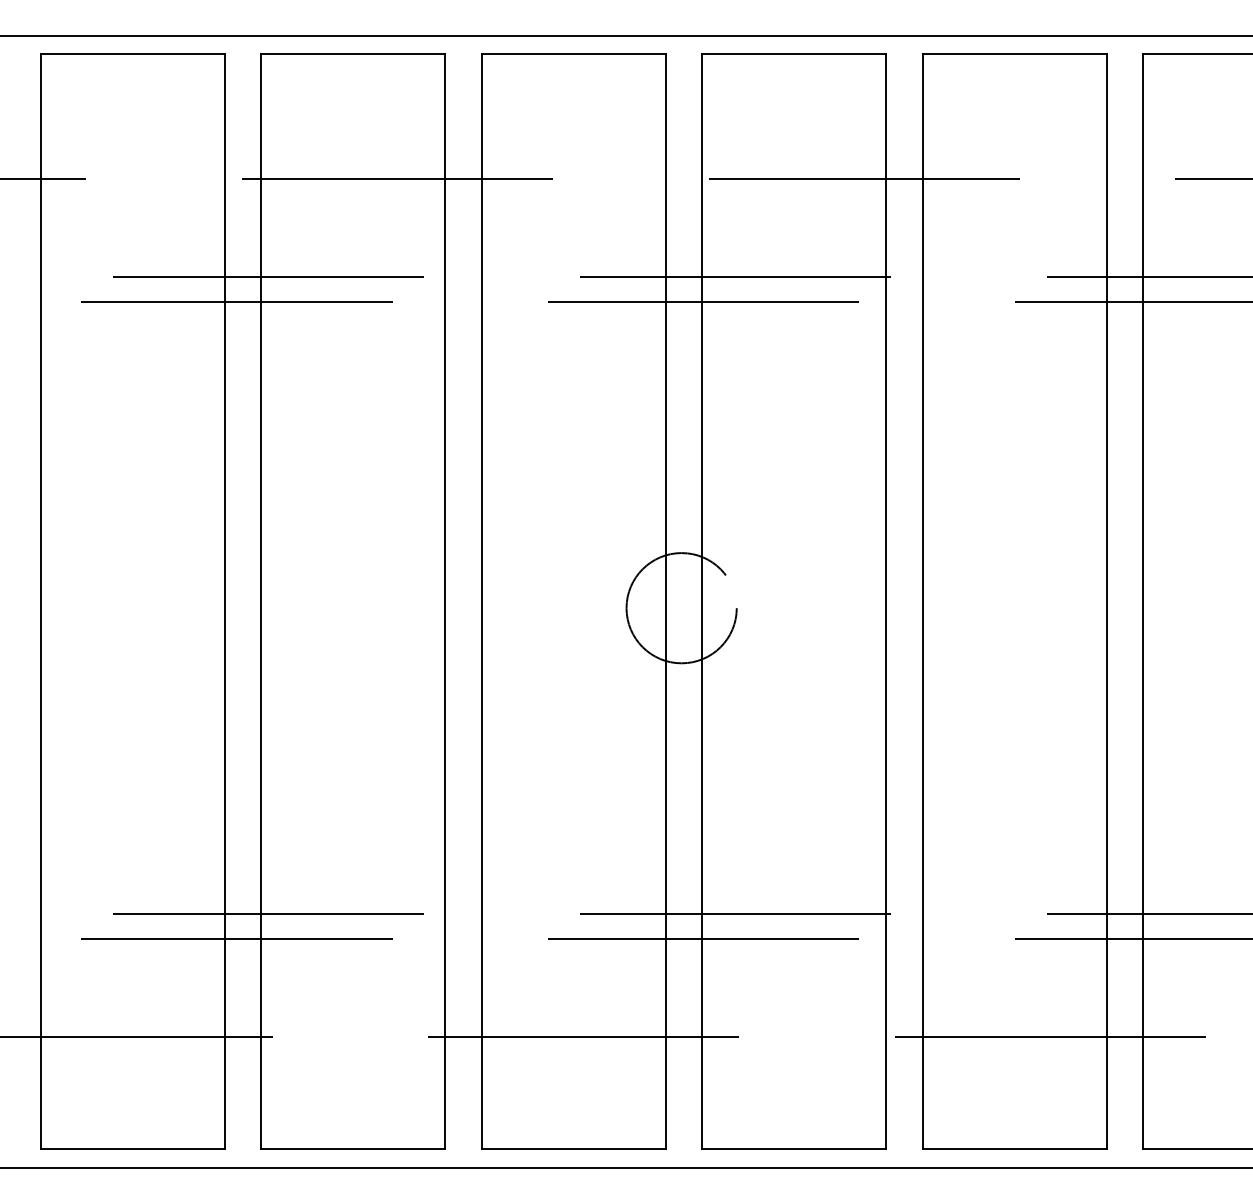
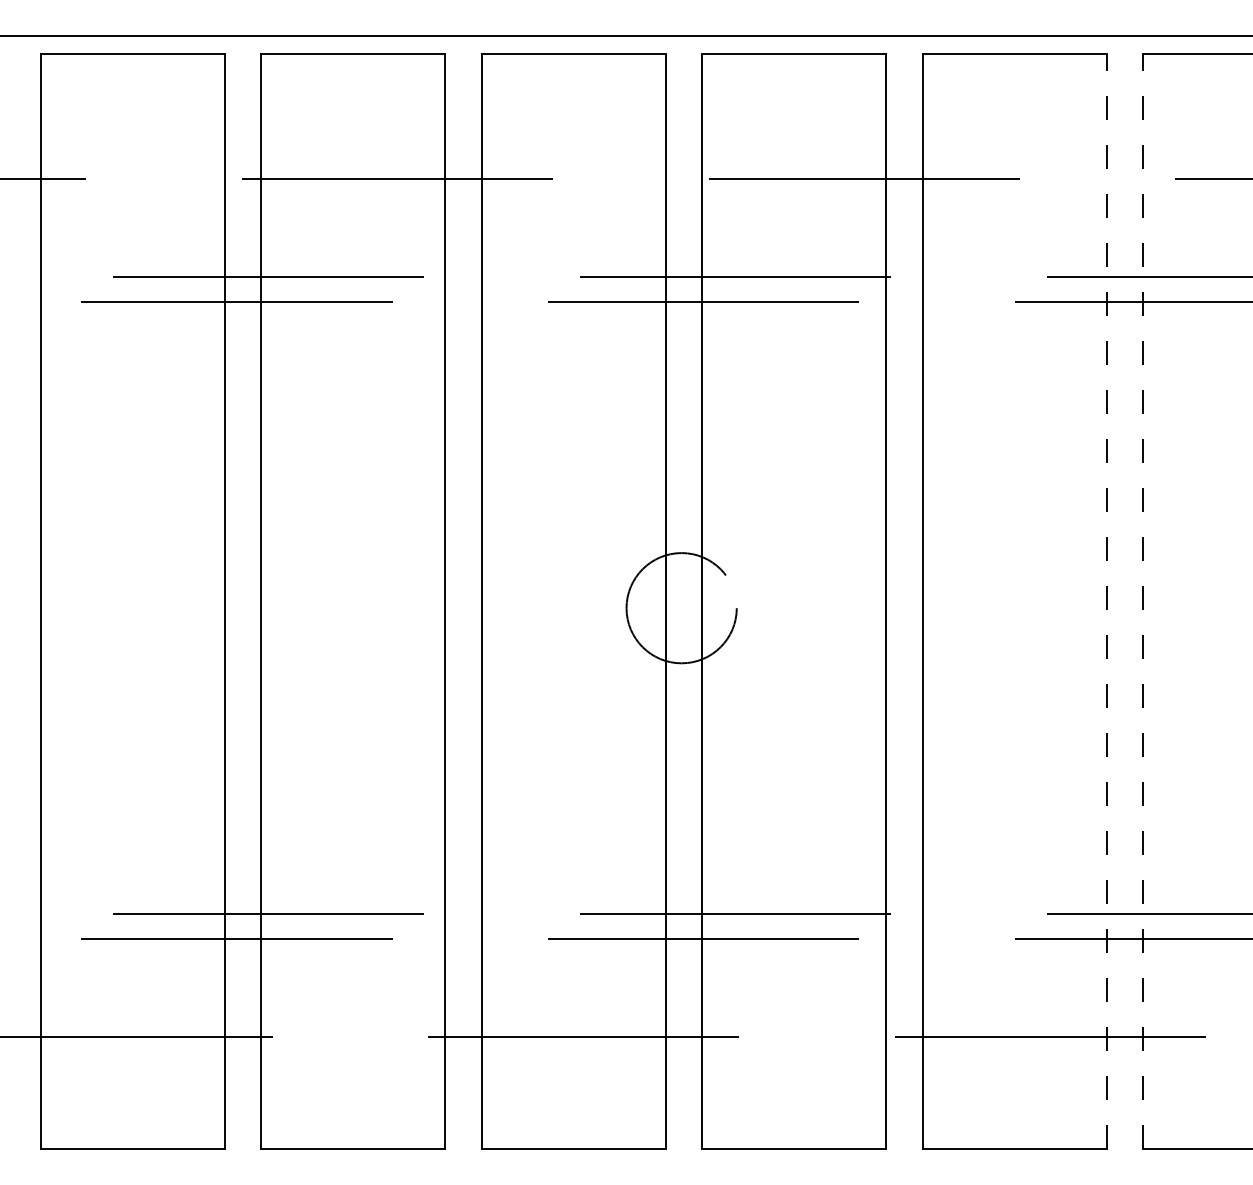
line: solid -> dashed (1106, 601)
line: solid -> dashed (1143, 601)
line: present -> none (625, 1167)
